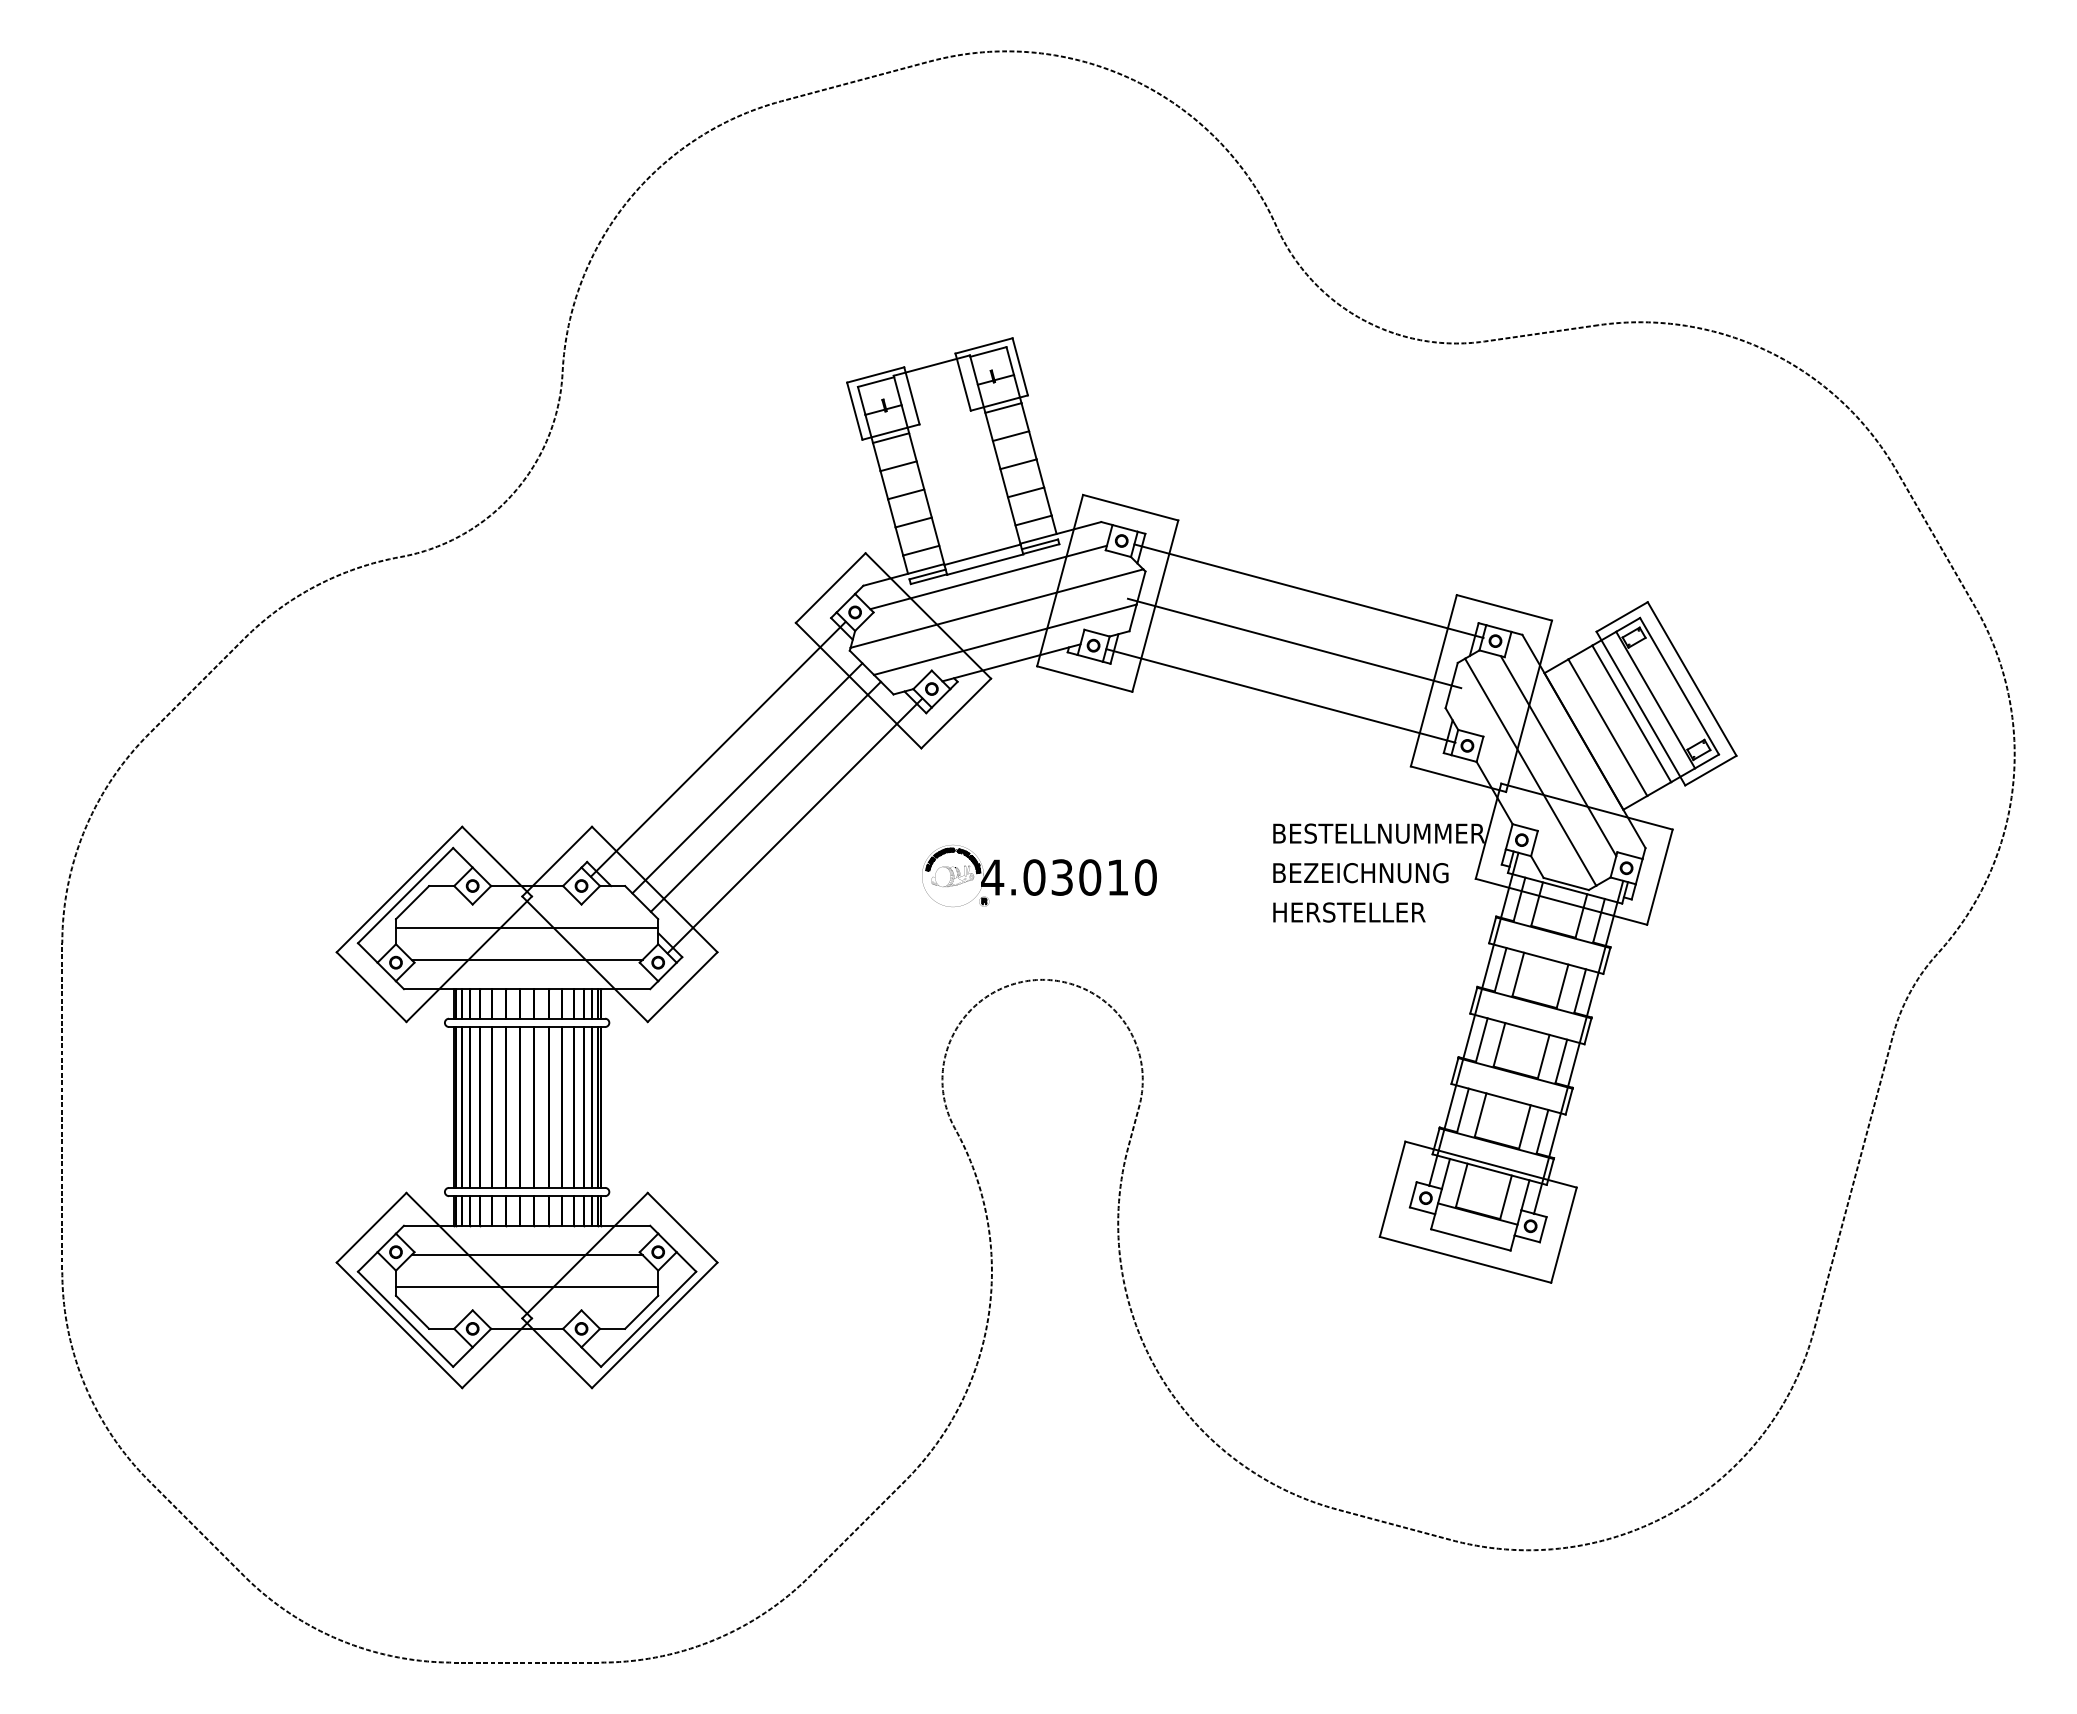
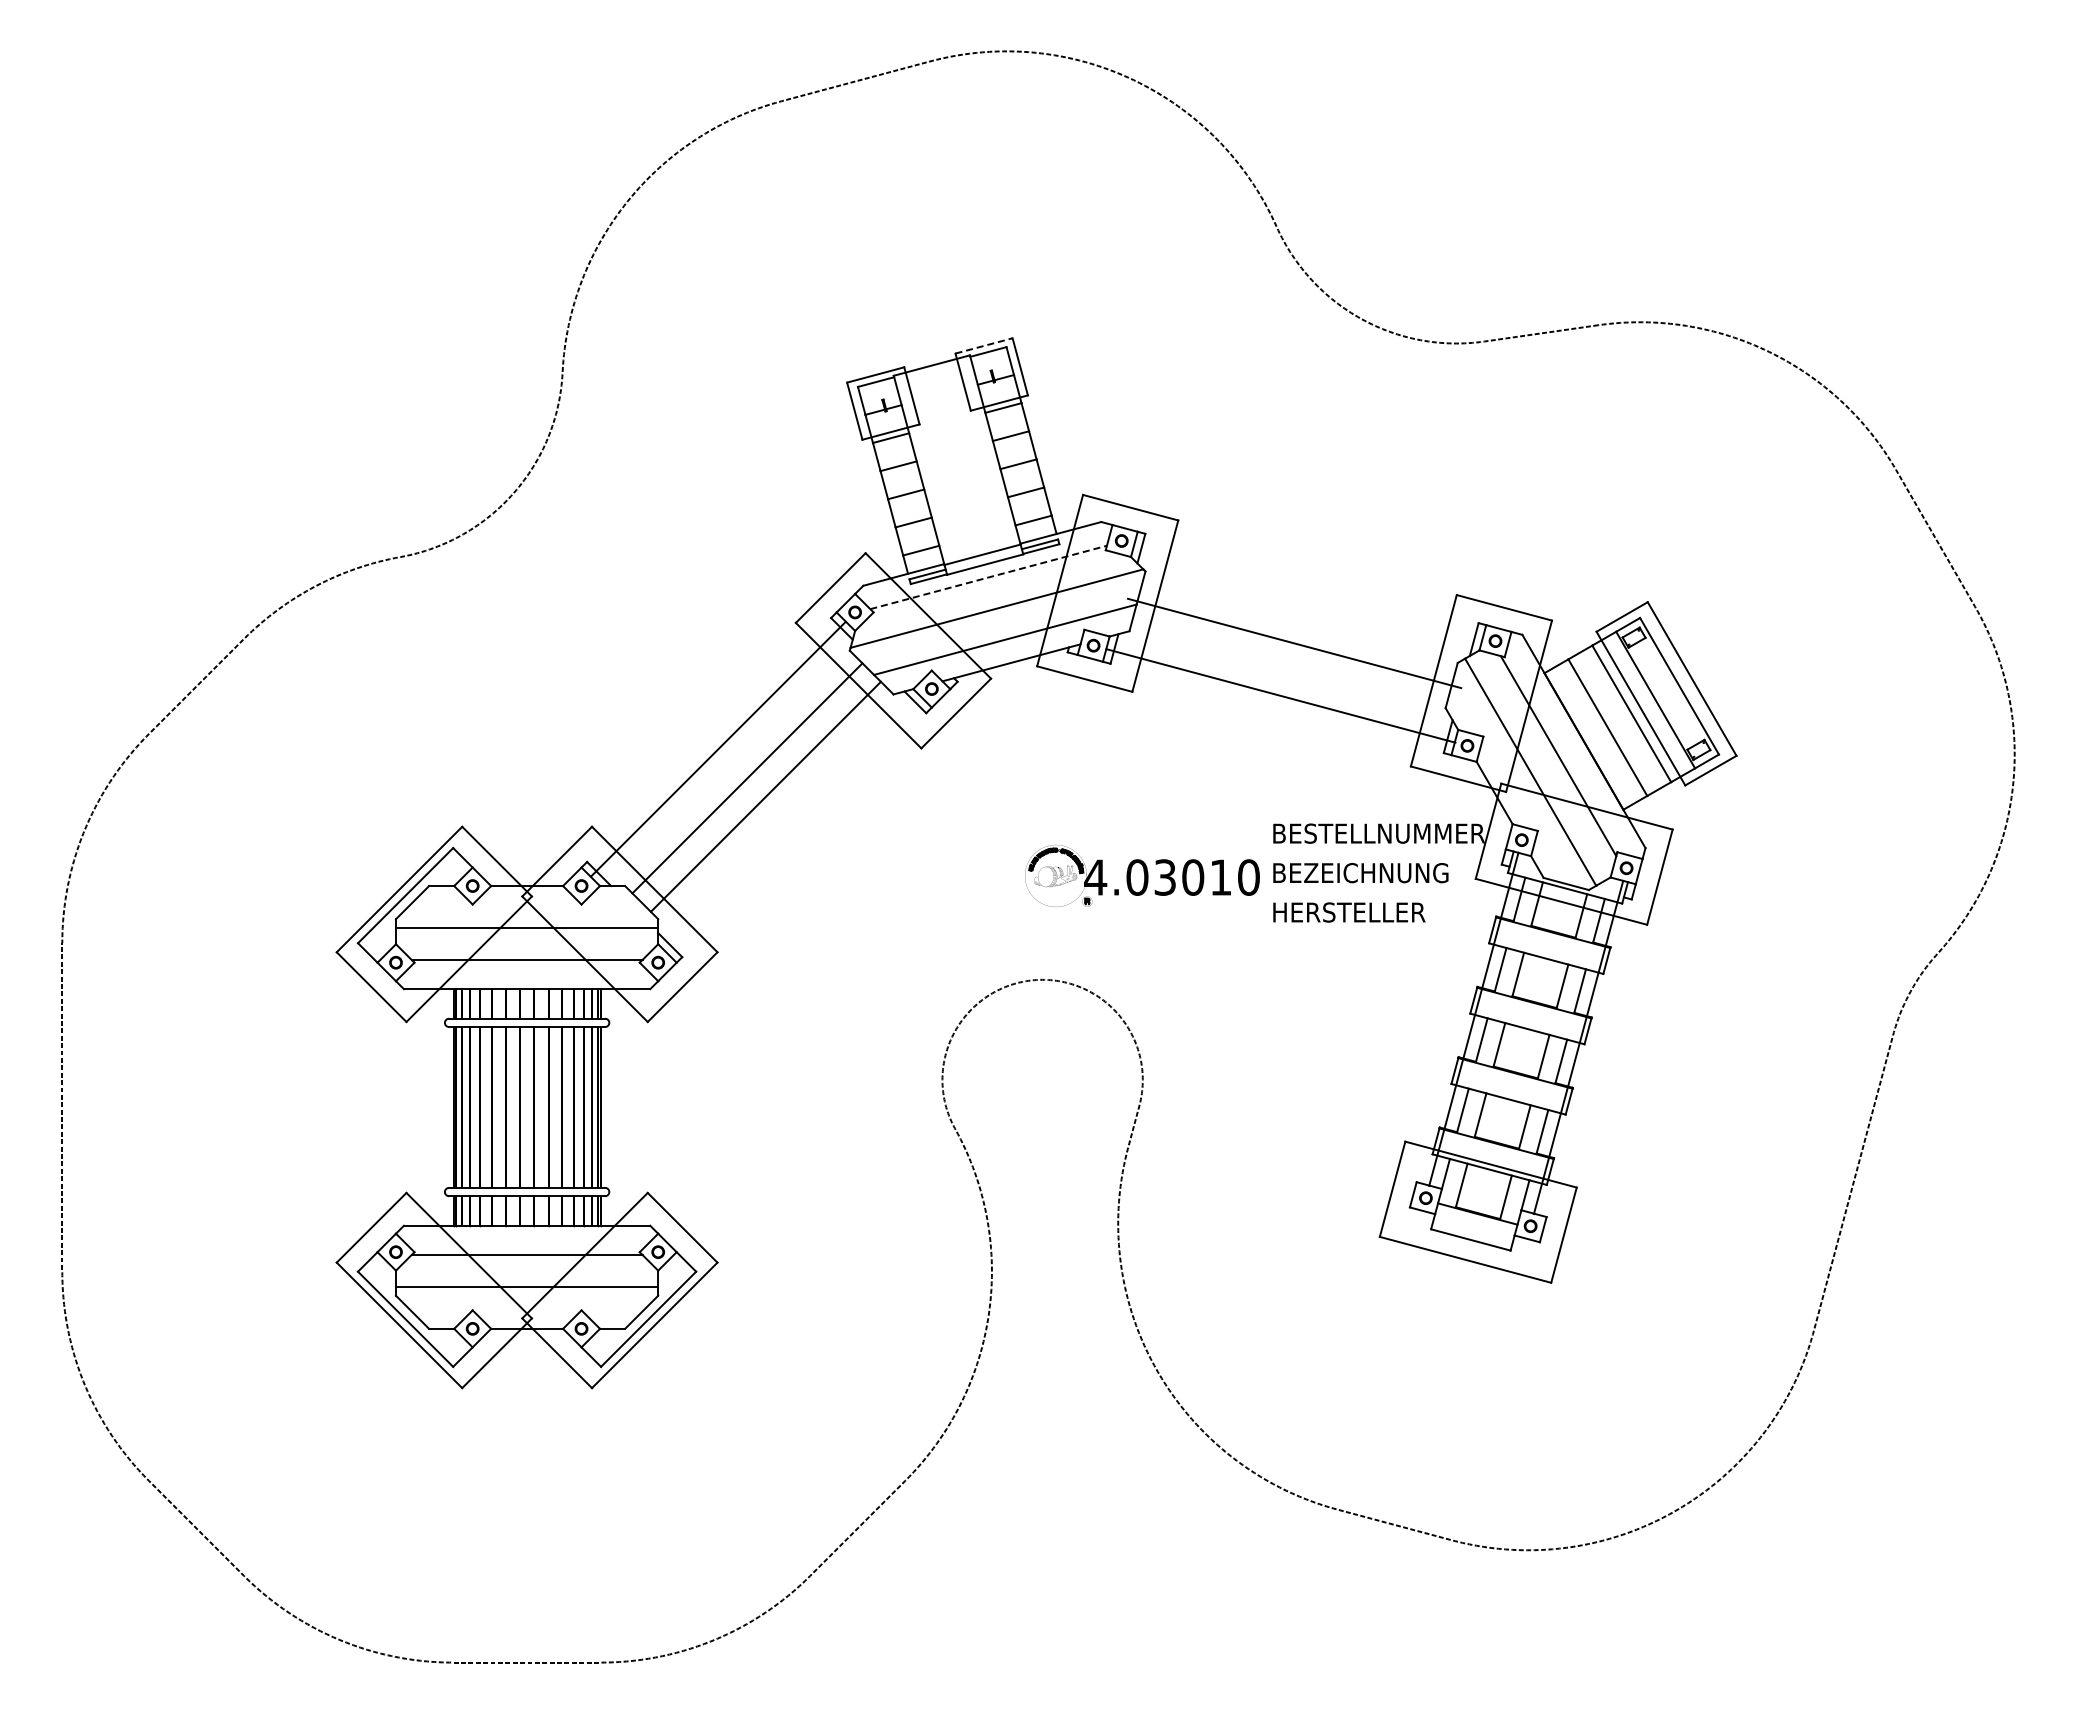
line: solid -> dashed (984, 345)
line: solid -> dashed (989, 577)
line: present -> none (1308, 590)
line: present -> none (794, 825)
part position: (1039, 875) -> (1142, 875) (1142, 875)
